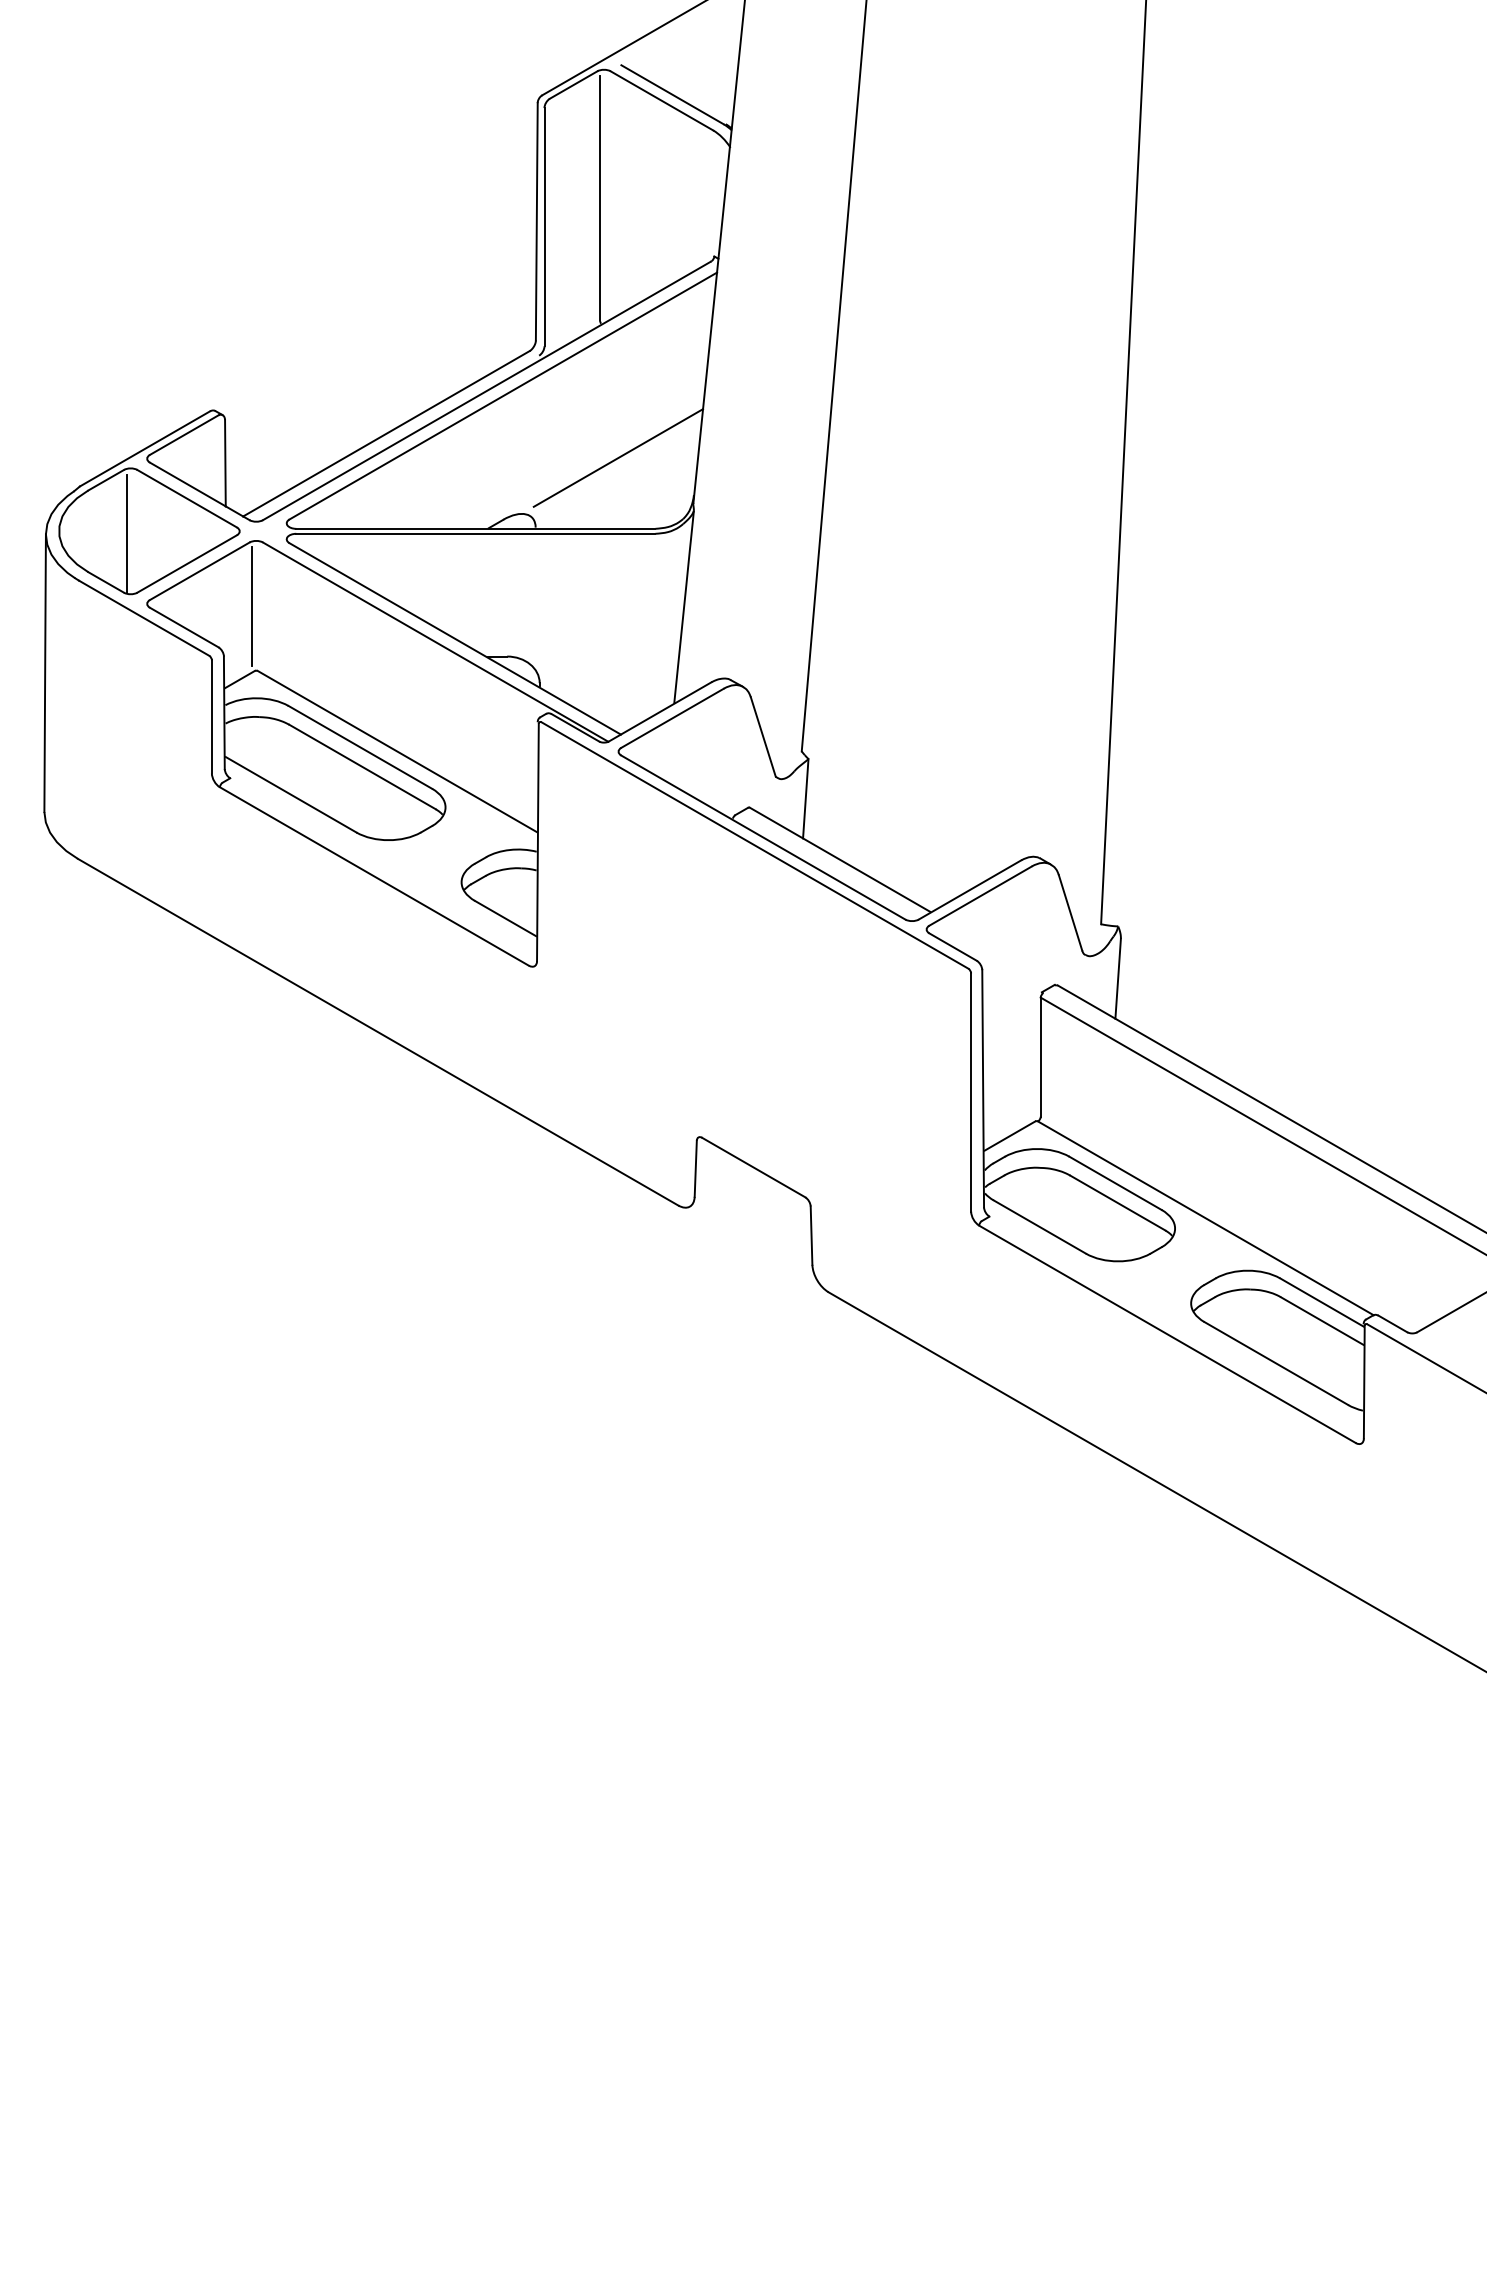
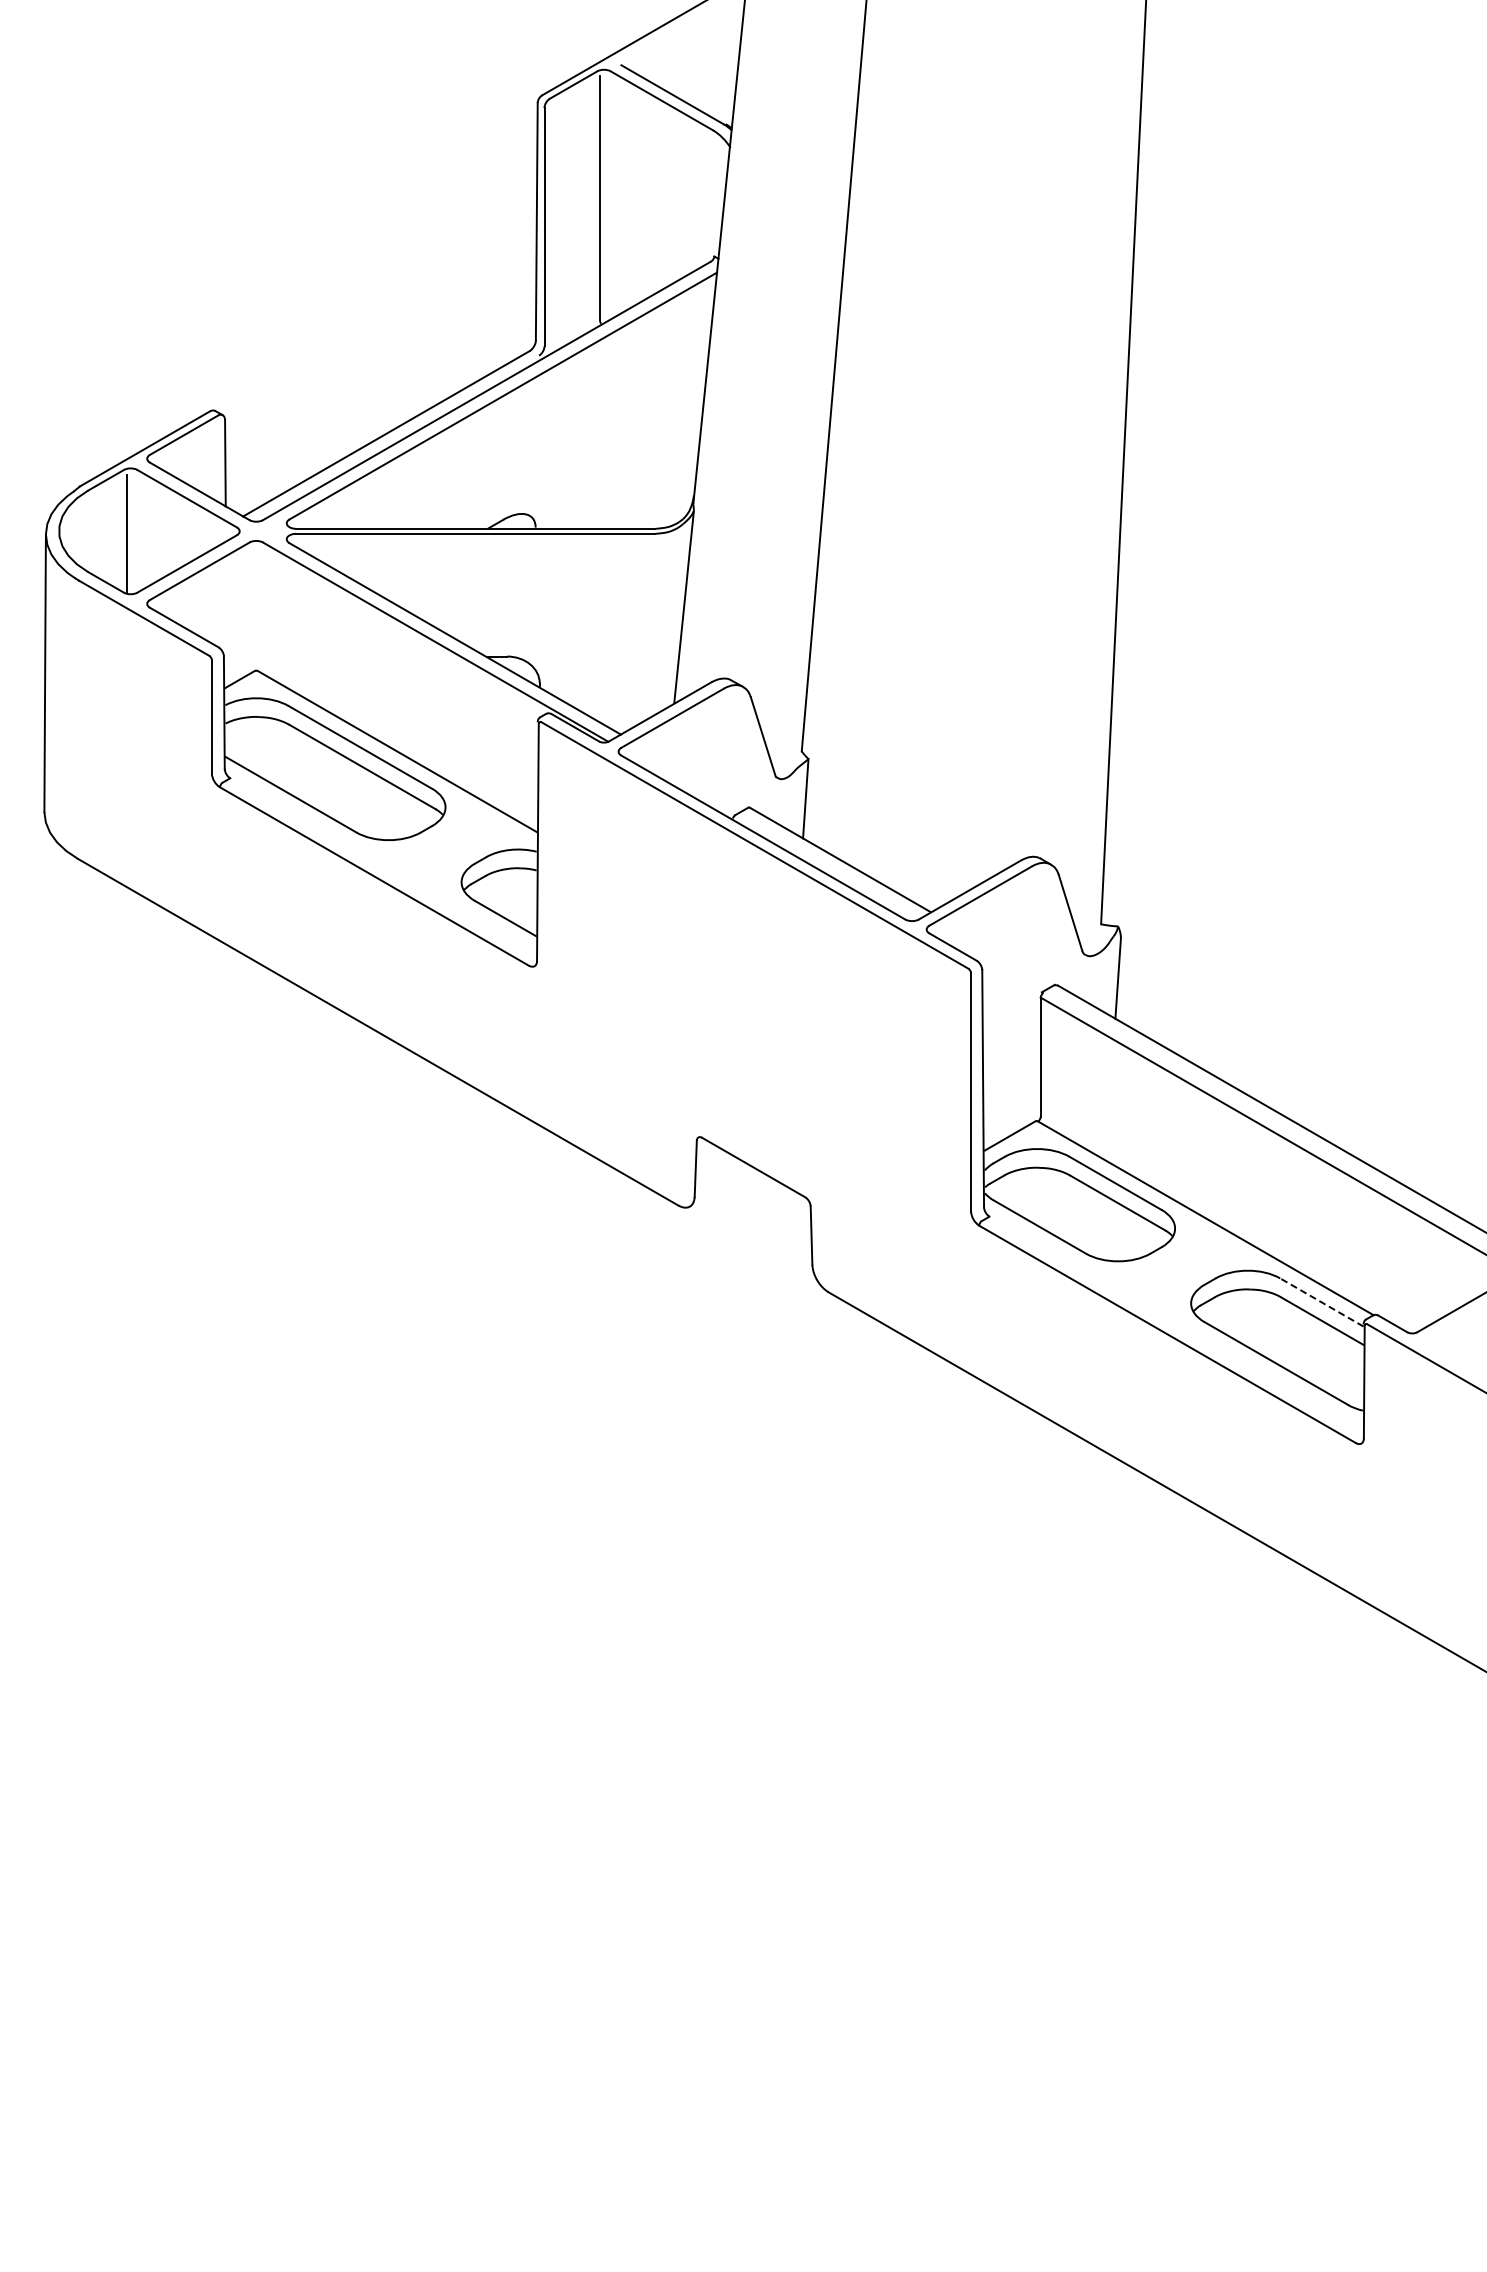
line: present -> none (618, 457)
line: present -> none (252, 606)
line: solid -> dashed (1321, 1302)
